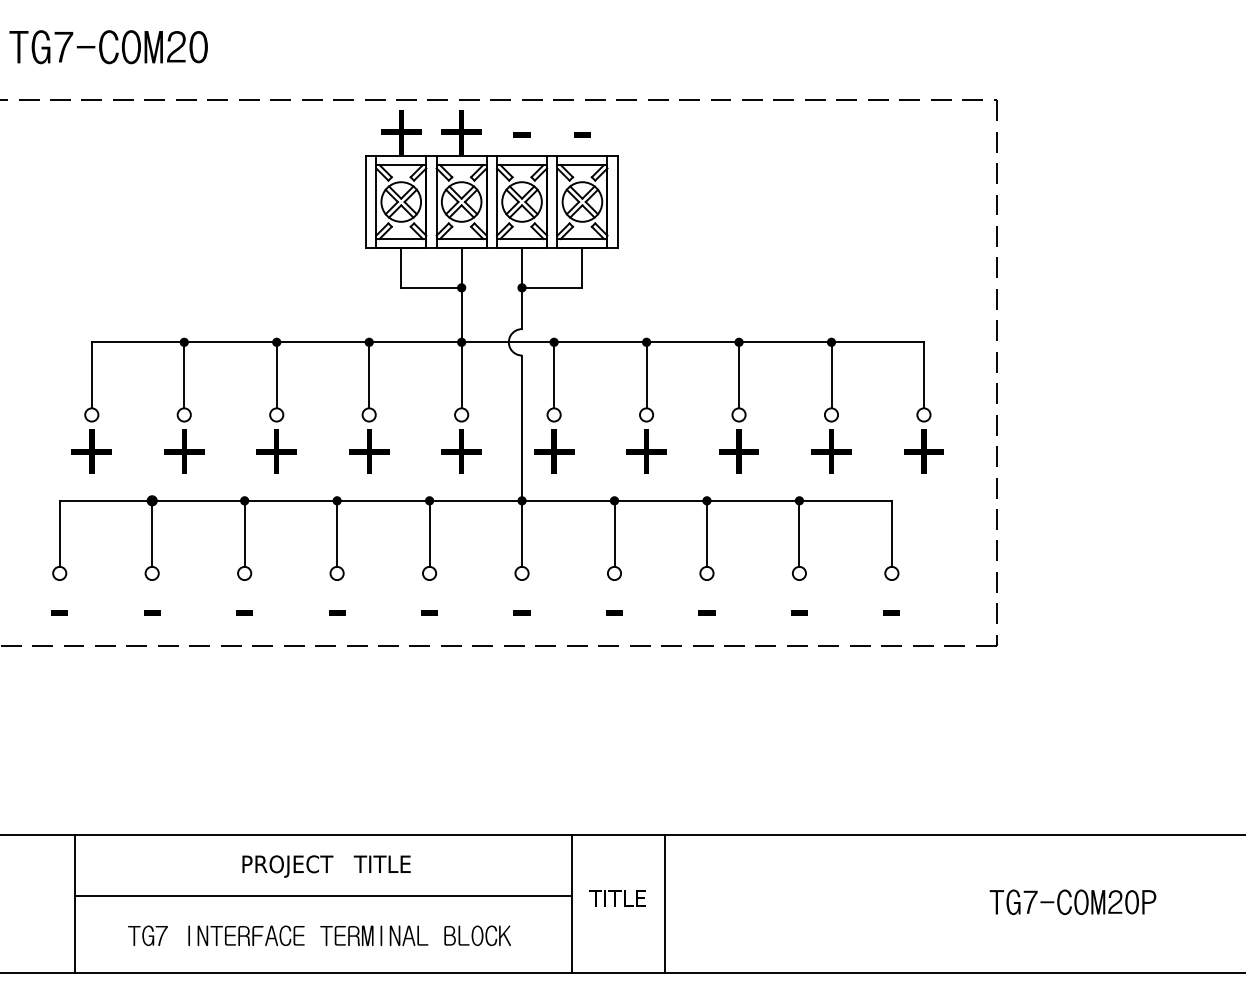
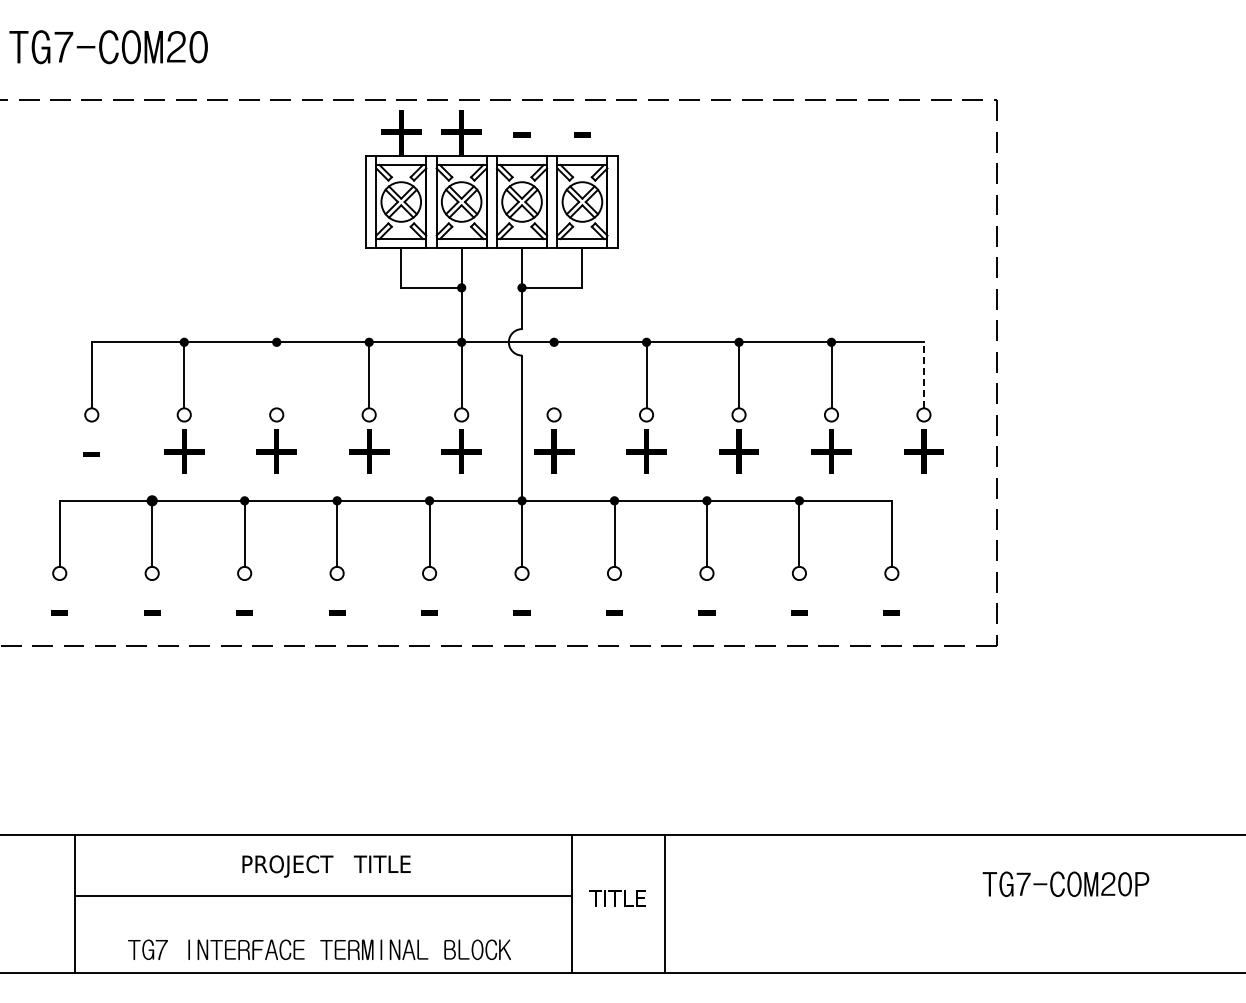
line: solid -> dashed (923, 374)
line: present -> none (276, 375)
line: present -> none (554, 375)
text: + -> - (91, 451)
text position: (1072, 902) -> (1065, 884) (1065, 884)
text position: (319, 935) -> (319, 949) (319, 949)
